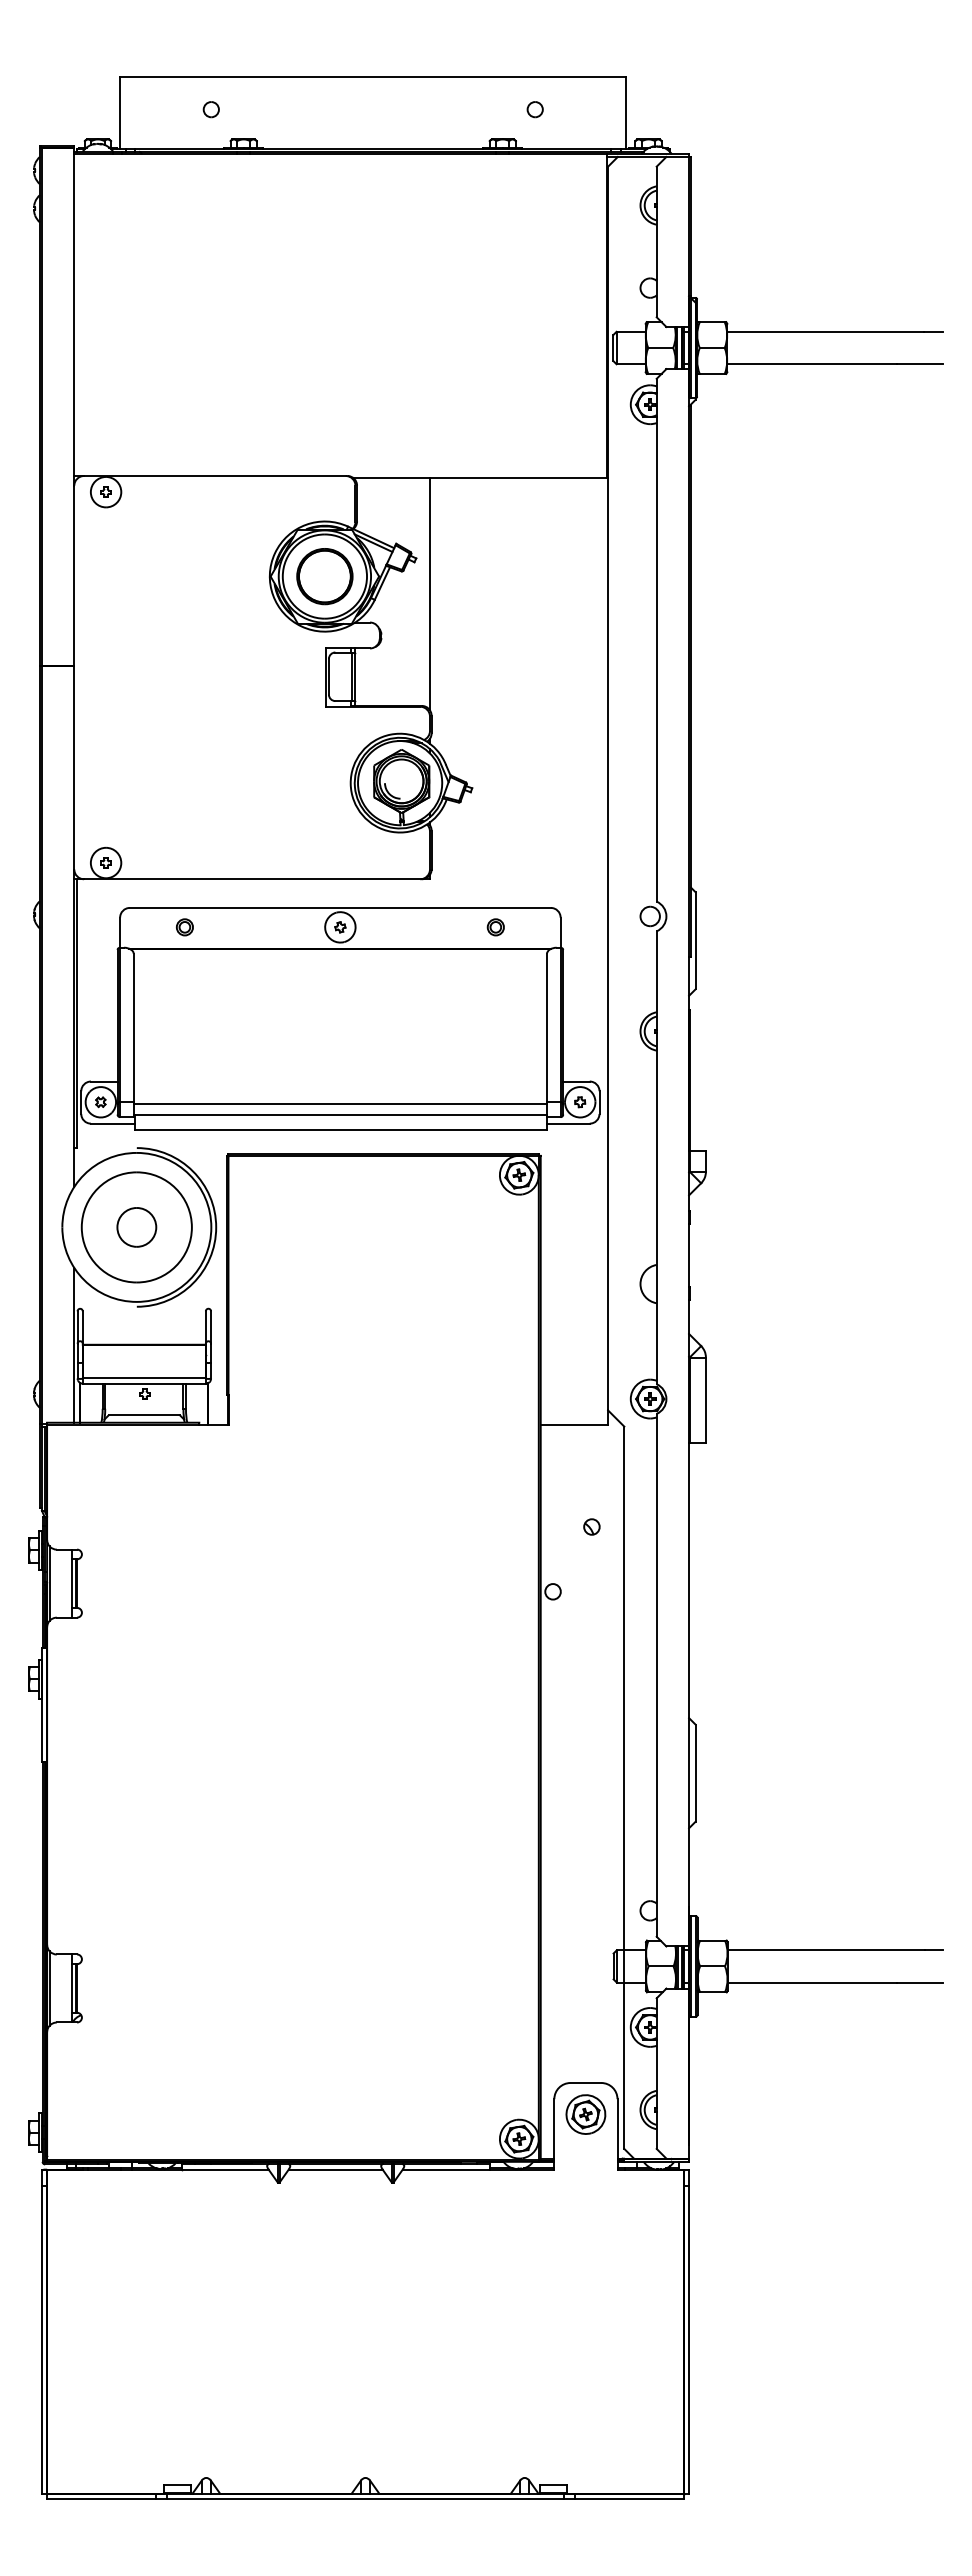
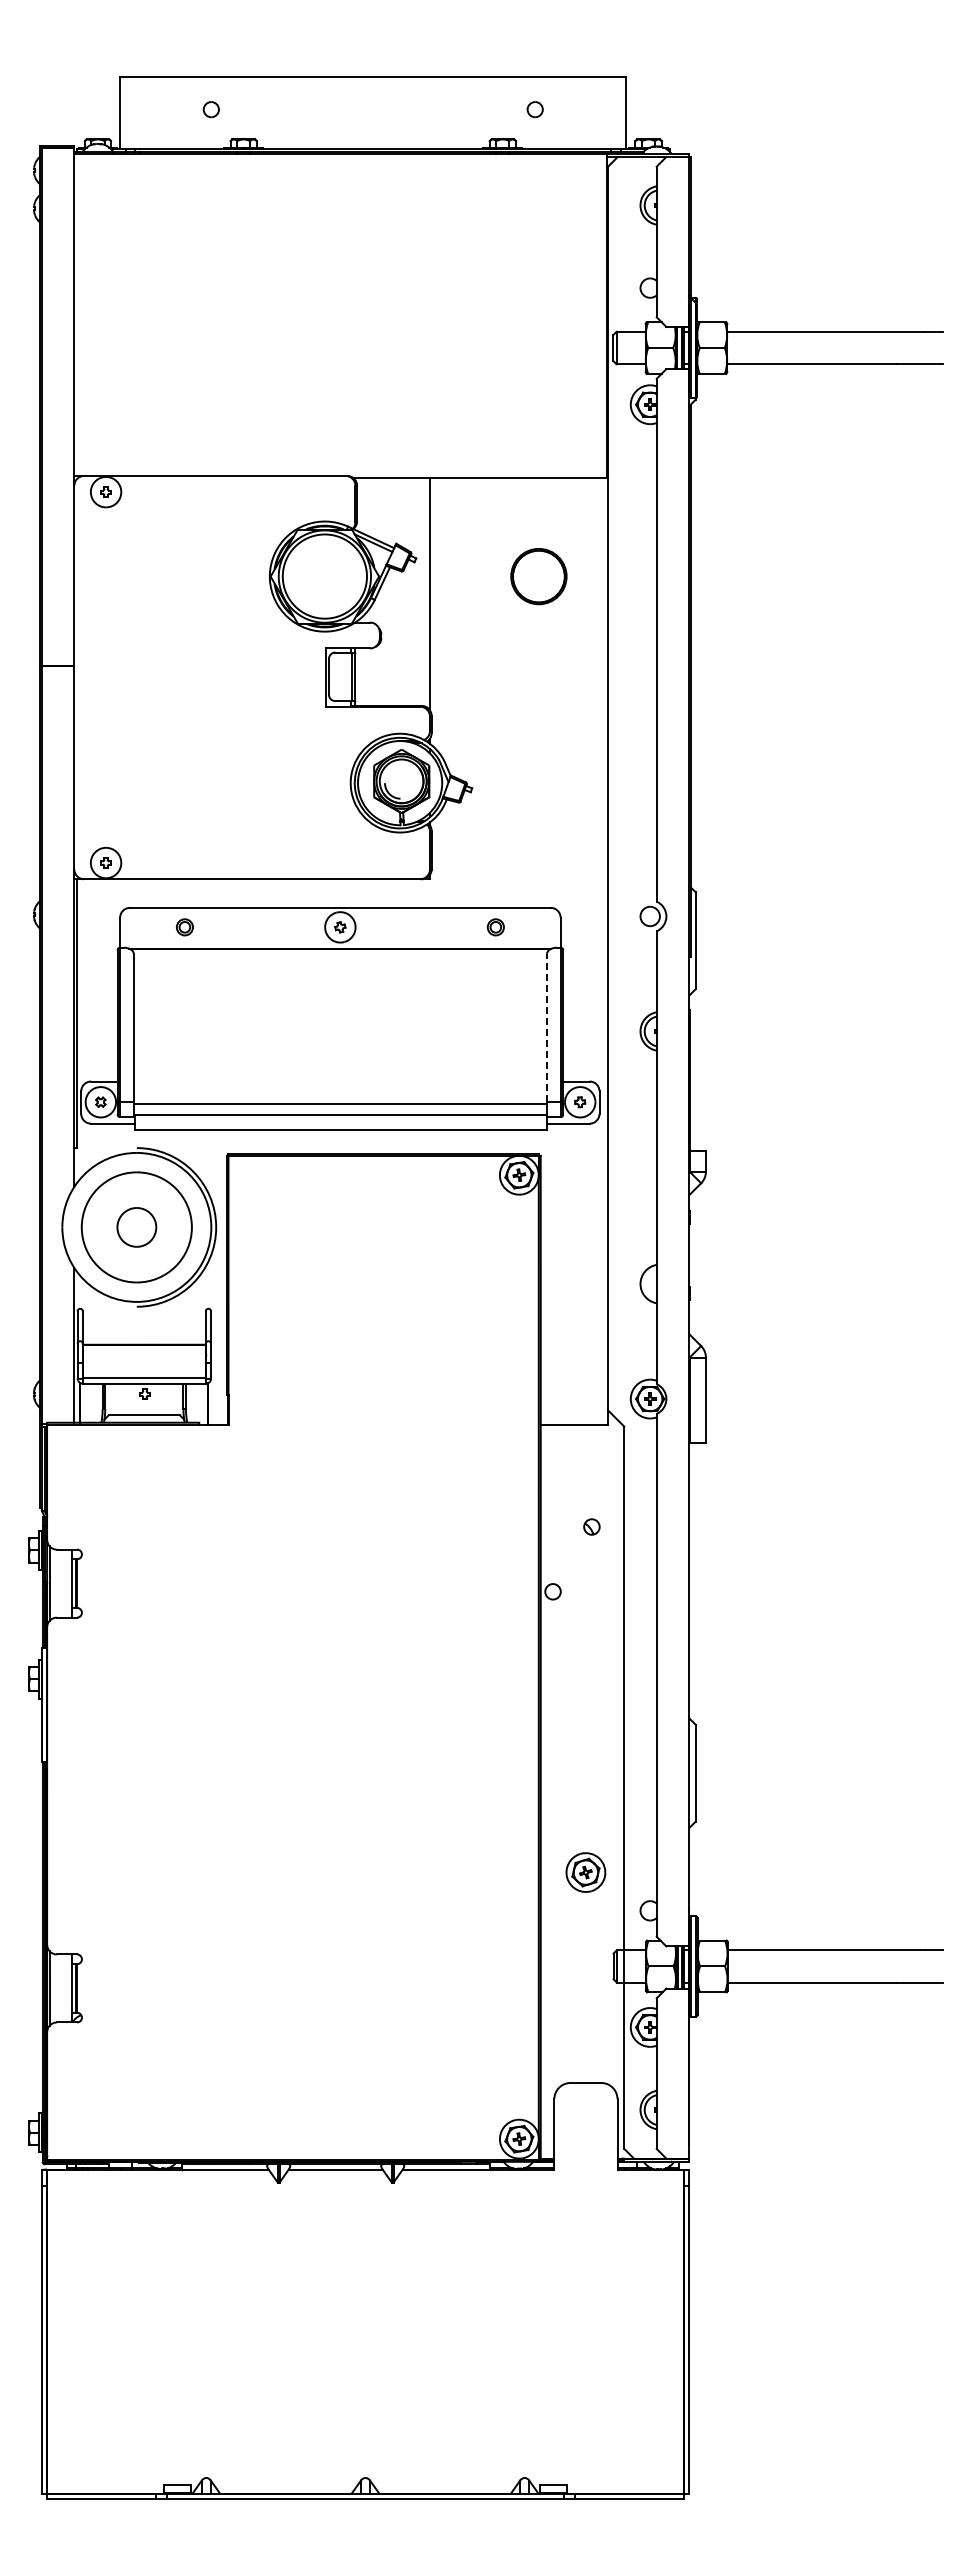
part position: (324, 576) -> (538, 576) (538, 576)
line: solid -> dashed (547, 1027)
part position: (585, 2114) -> (585, 1872) (585, 1872)
